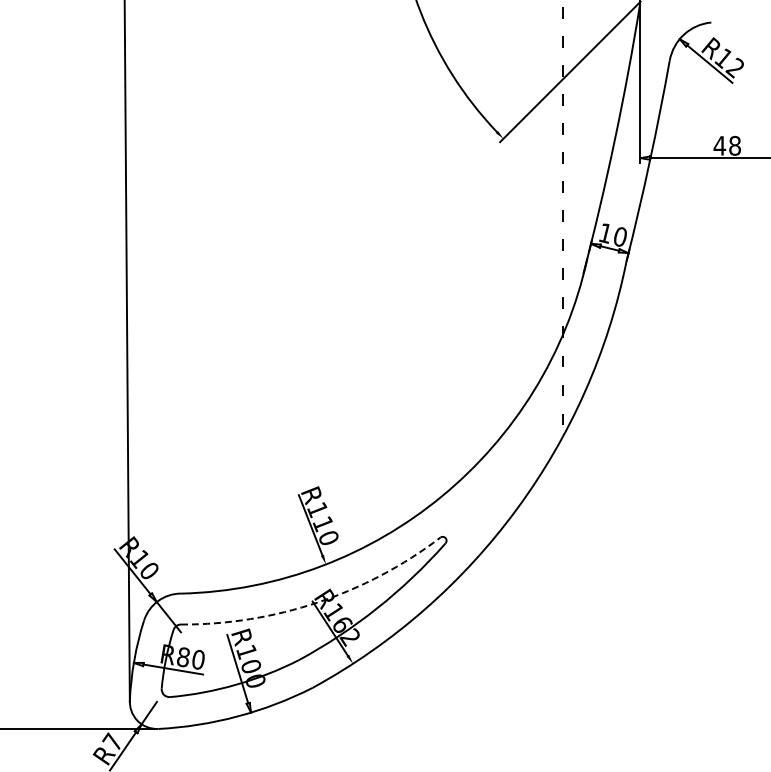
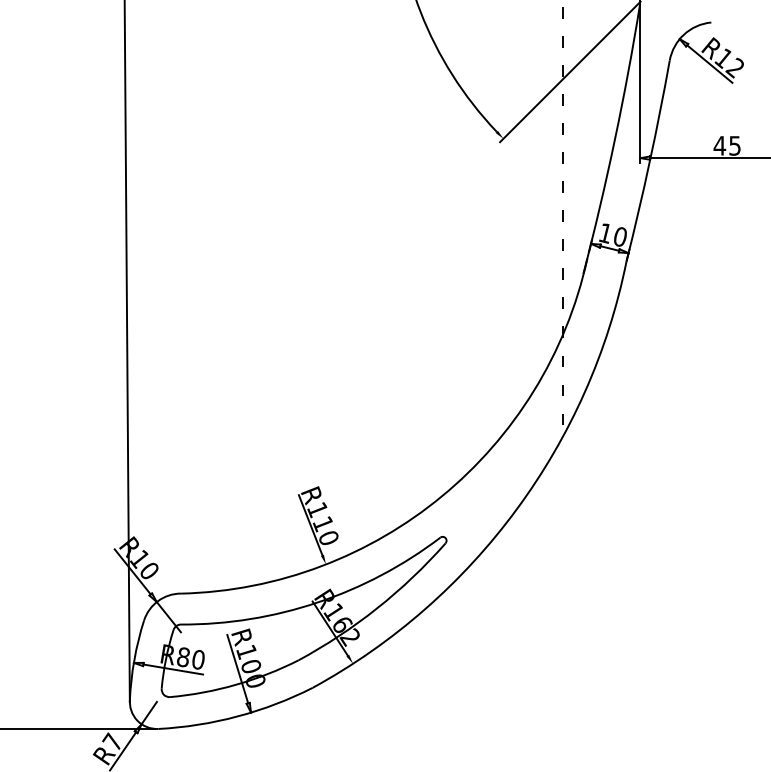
text: 48 -> 45 (734, 145)
arc: dashed -> solid (317, 602)
